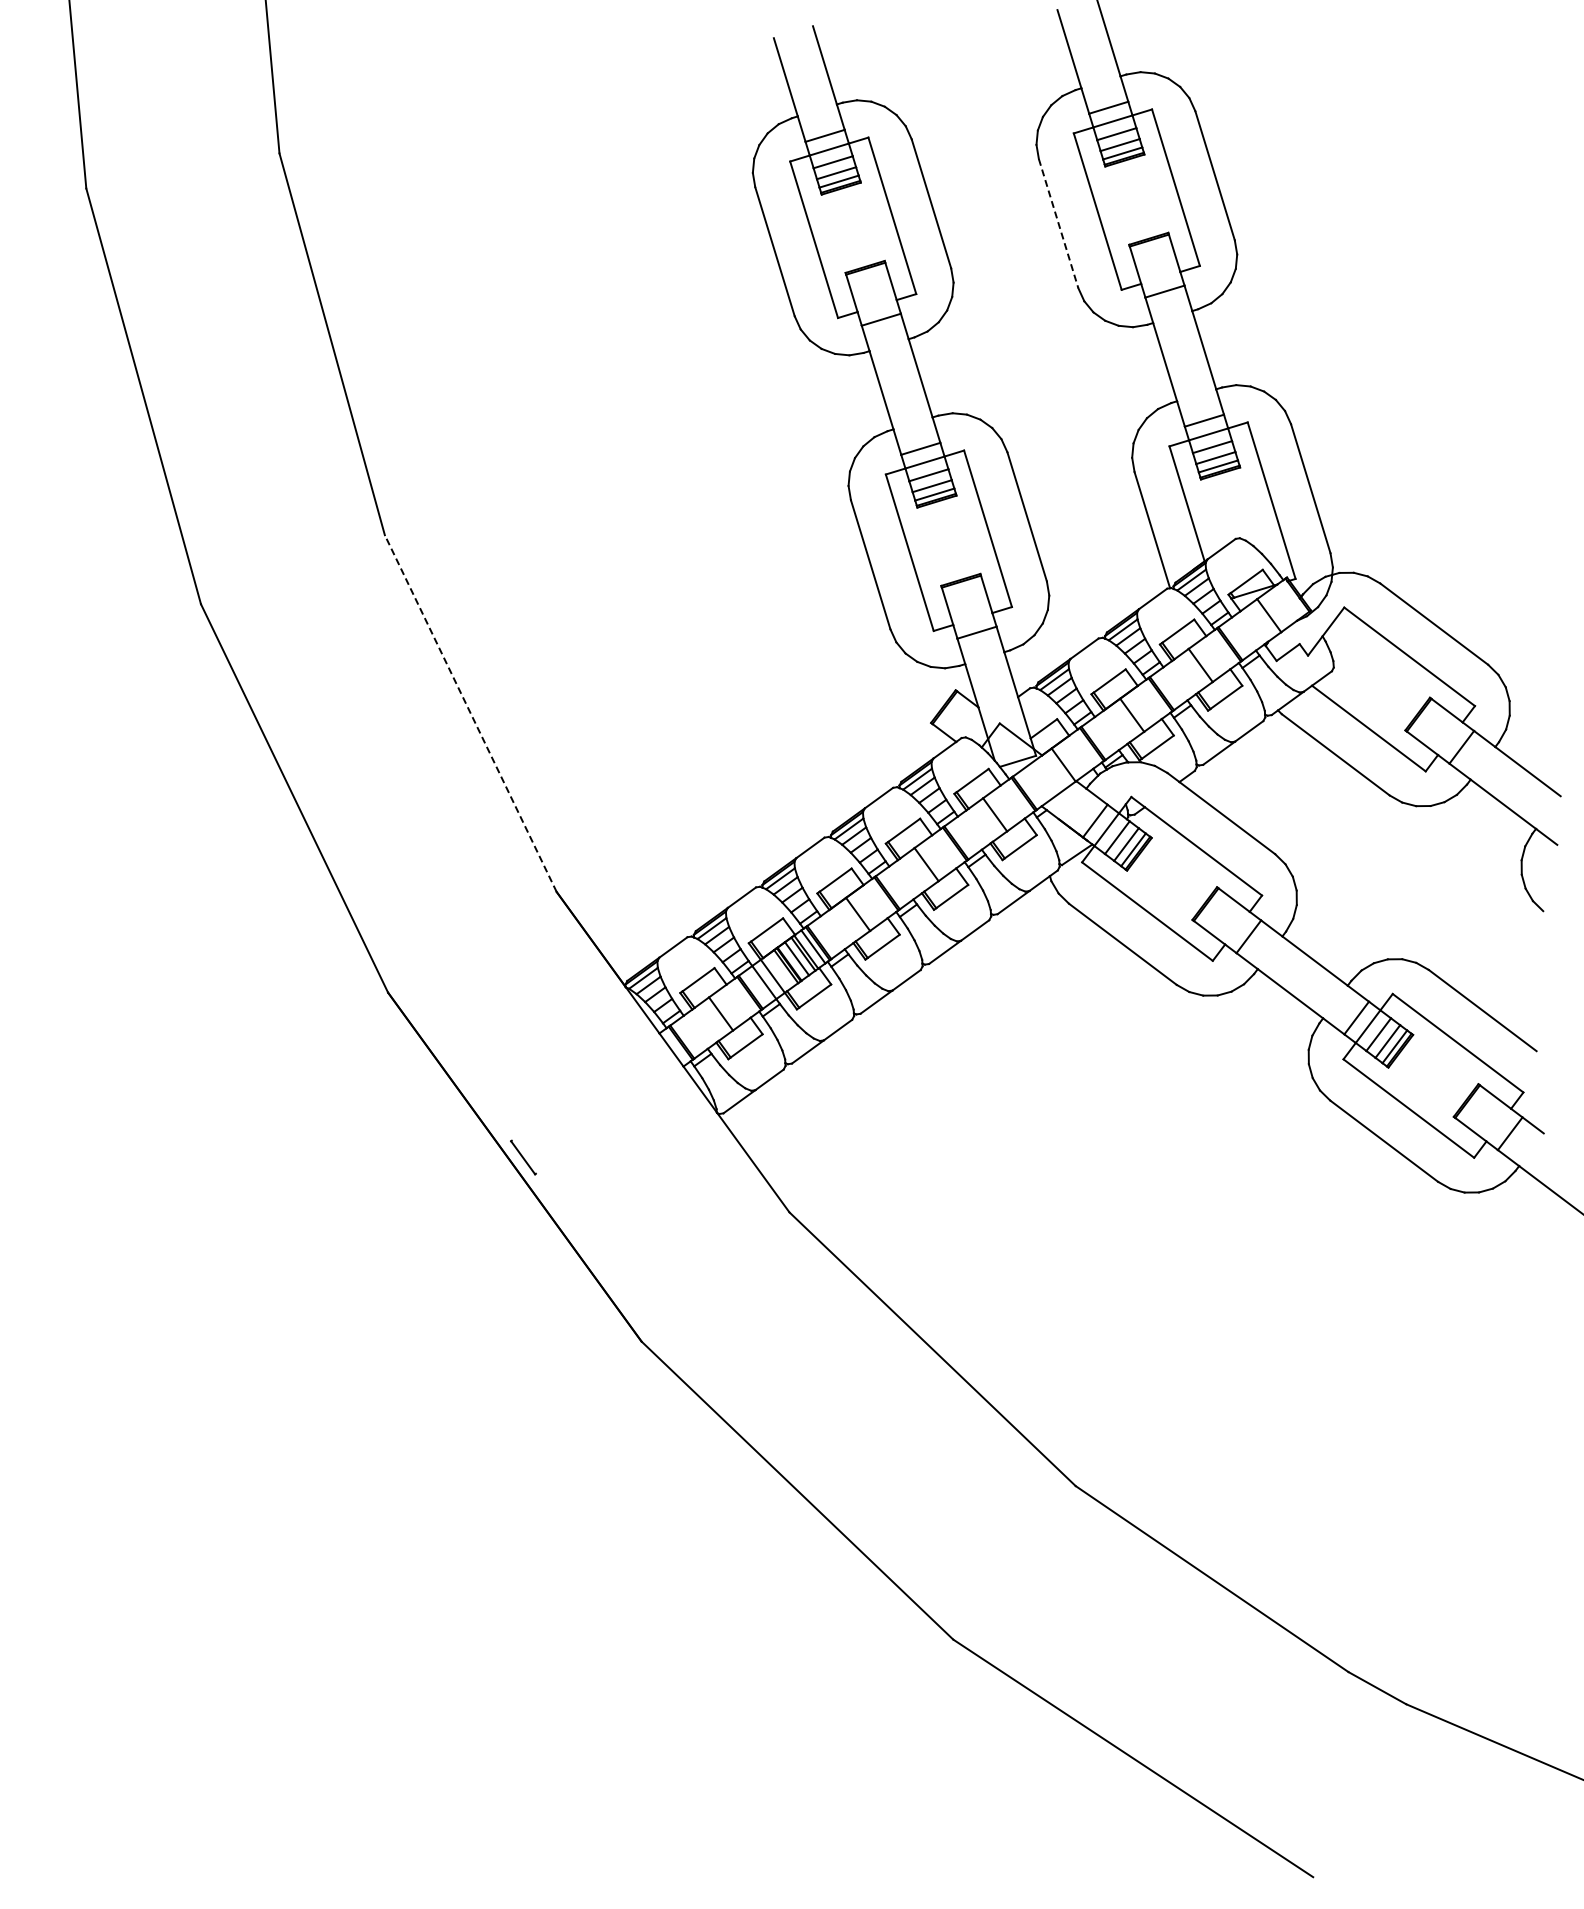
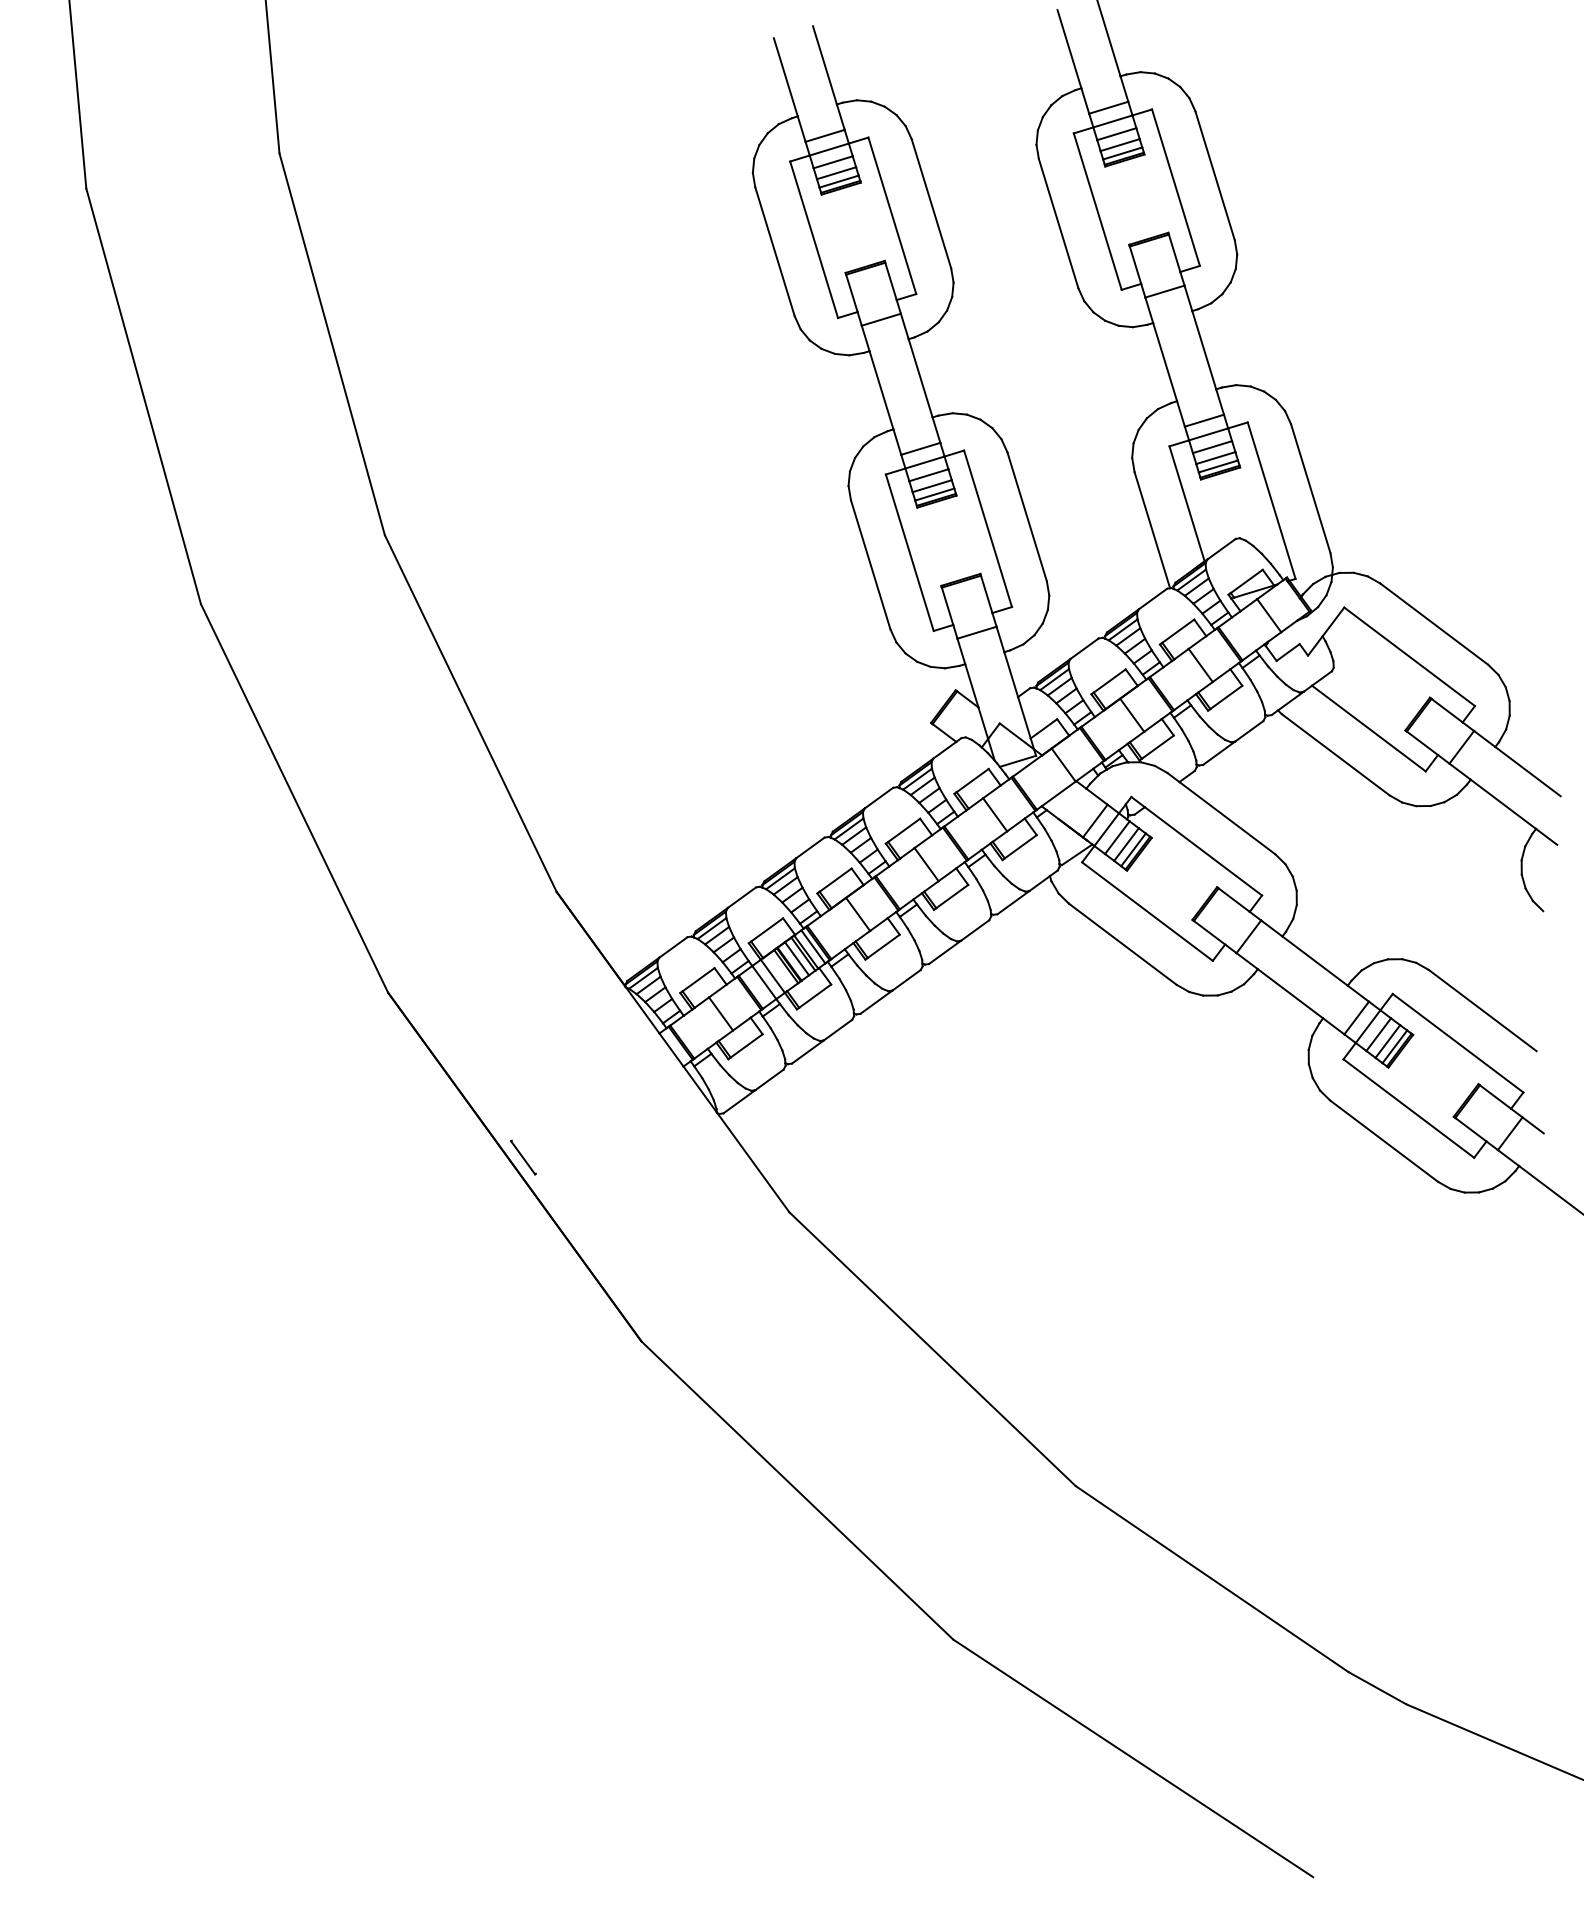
line: dashed -> solid (1058, 223)
line: dashed -> solid (470, 713)
